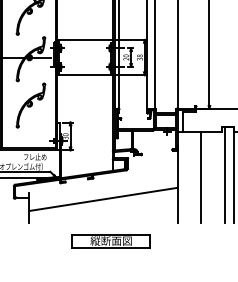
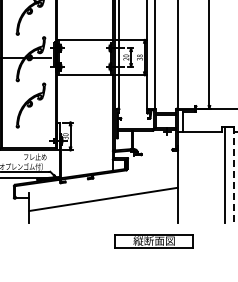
line: solid -> dashed (233, 175)
line: present -> none (201, 177)
part position: (110, 241) -> (153, 241) (153, 241)
